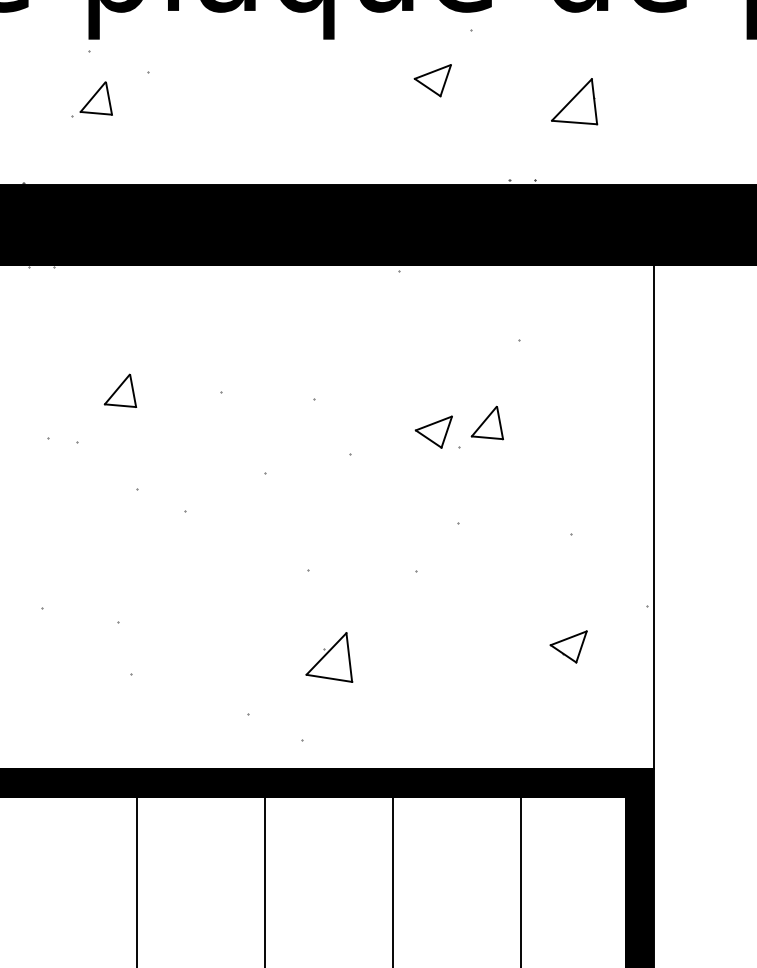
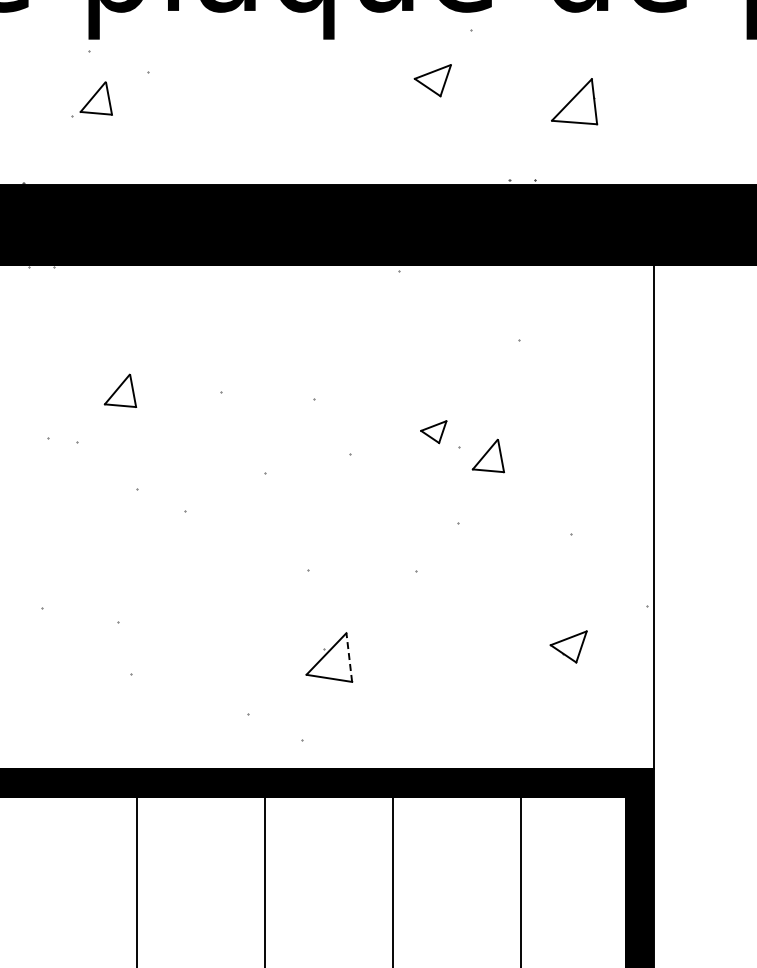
part position: (486, 422) -> (487, 455) (487, 455)
part size: 39x34 px -> 28x25 px (433, 432)
line: solid -> dashed (349, 657)
